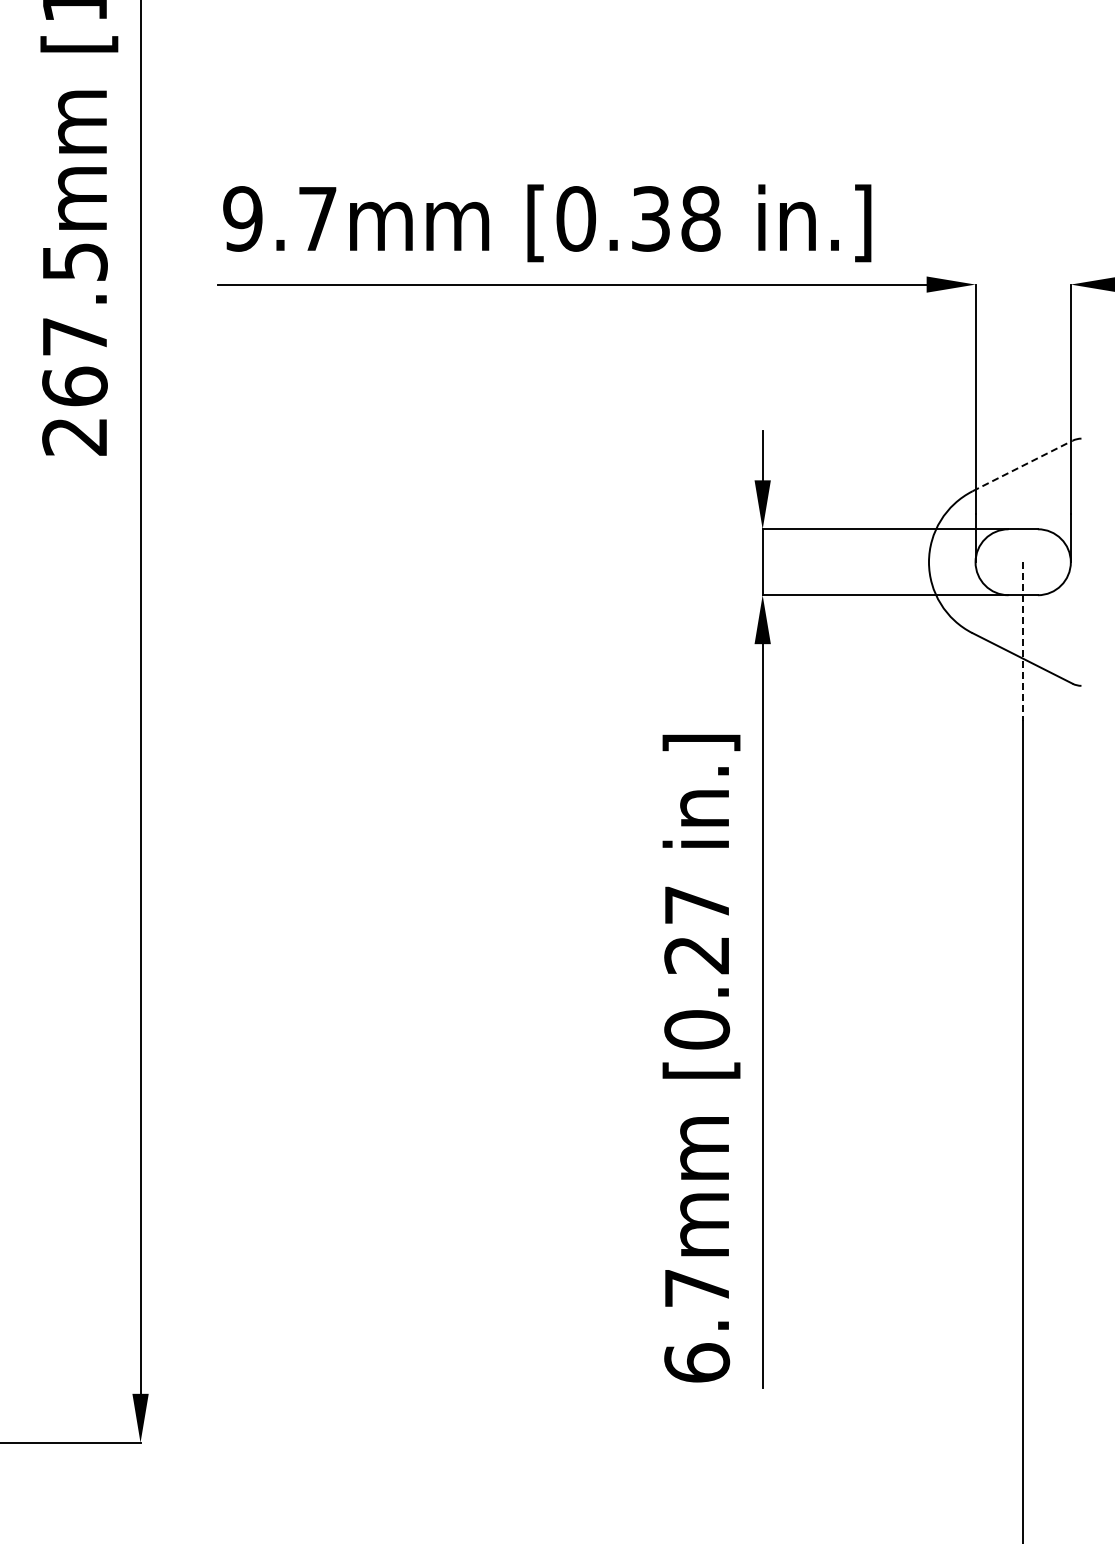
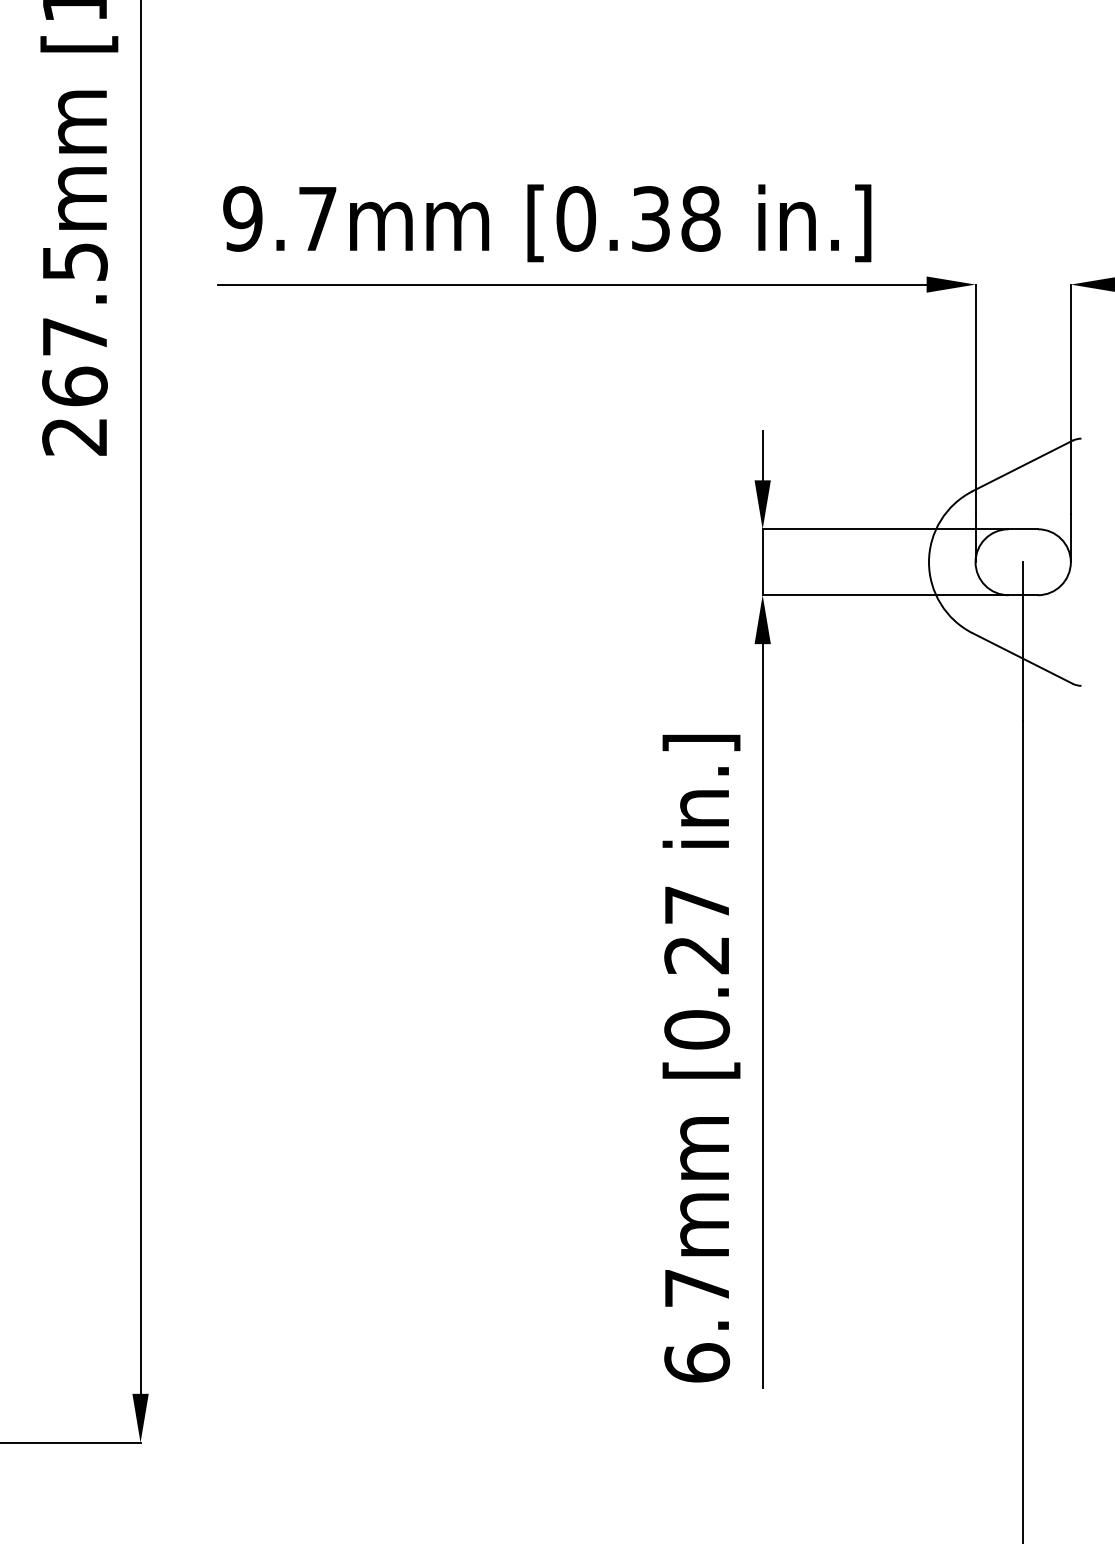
line: dashed -> solid (1022, 465)
line: dashed -> solid (1023, 641)
